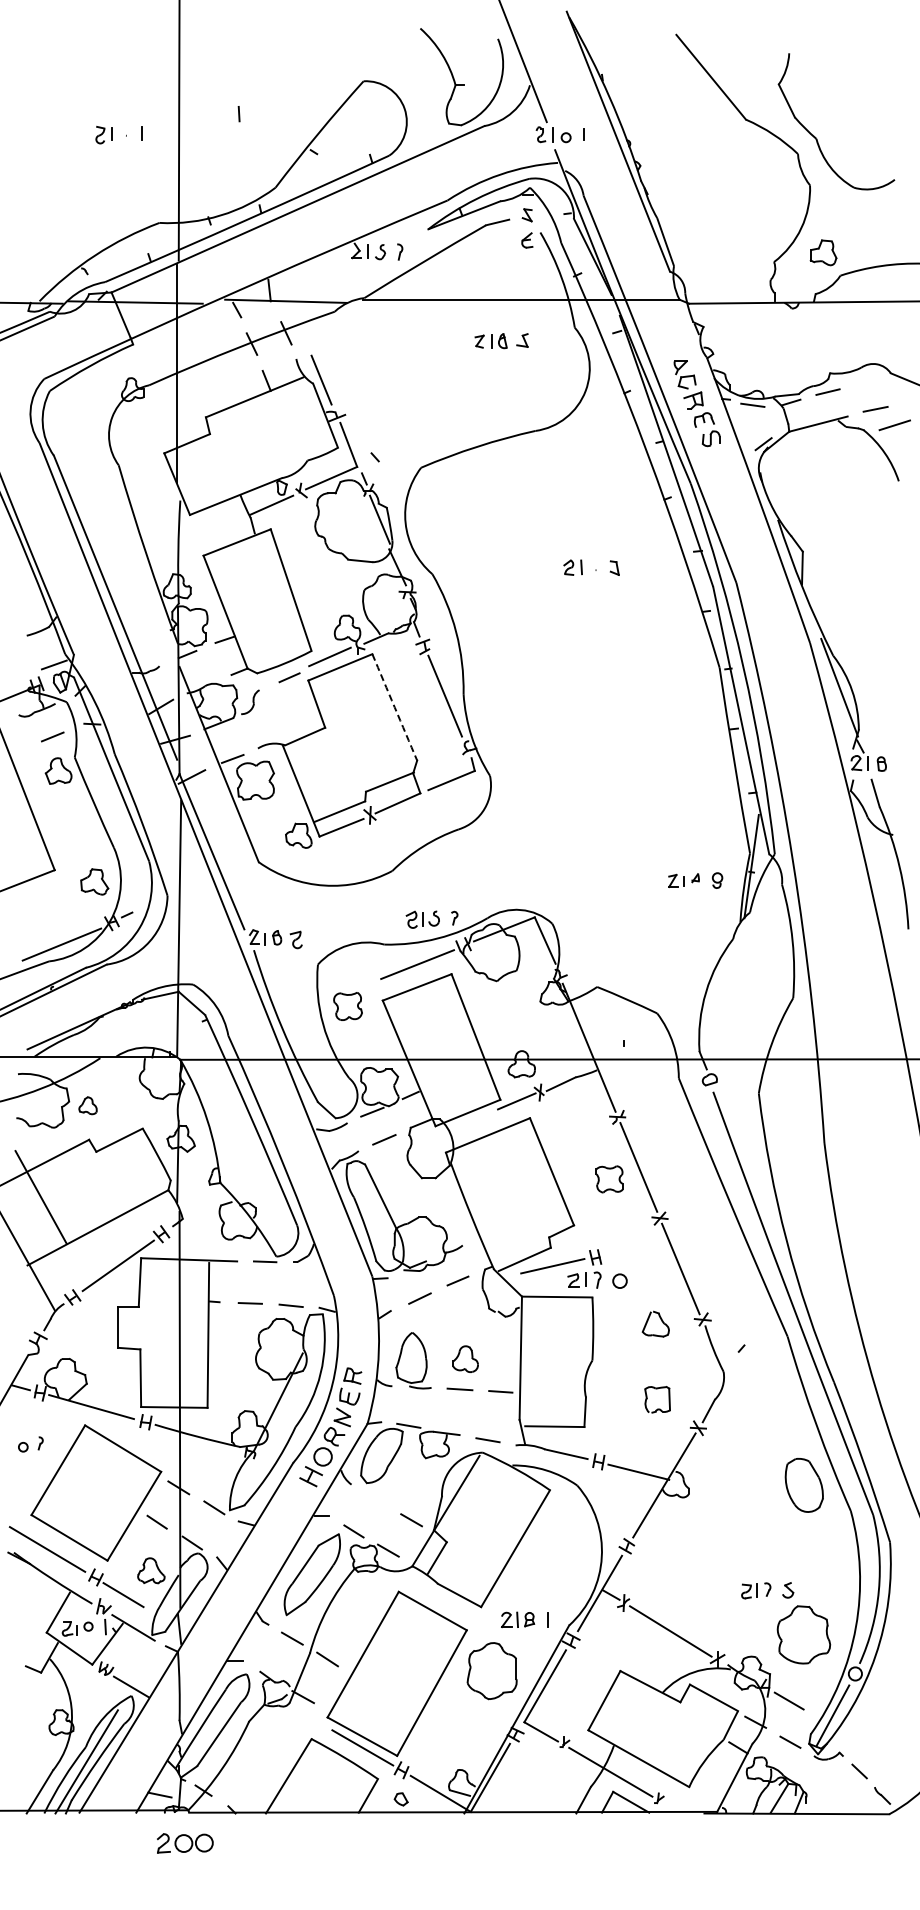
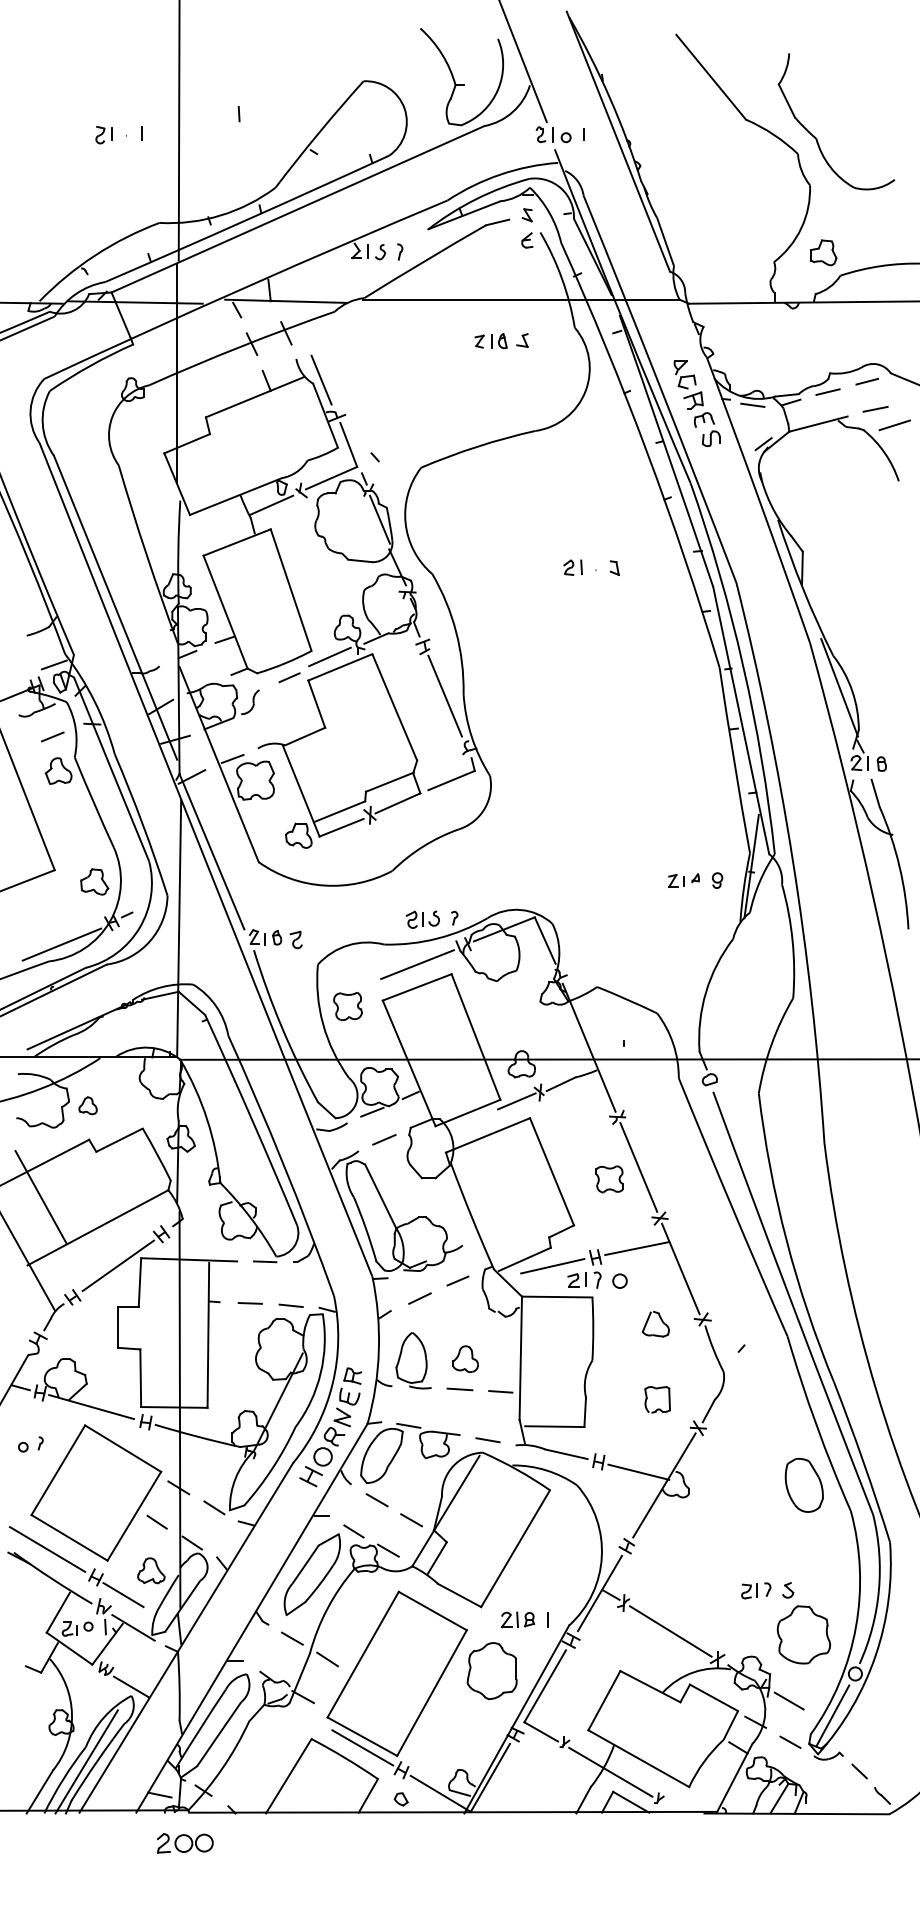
line: none -> present (866, 381)
arc: dashed -> solid (394, 707)
line: none -> present (636, 1248)
line: none -> present (376, 1500)
